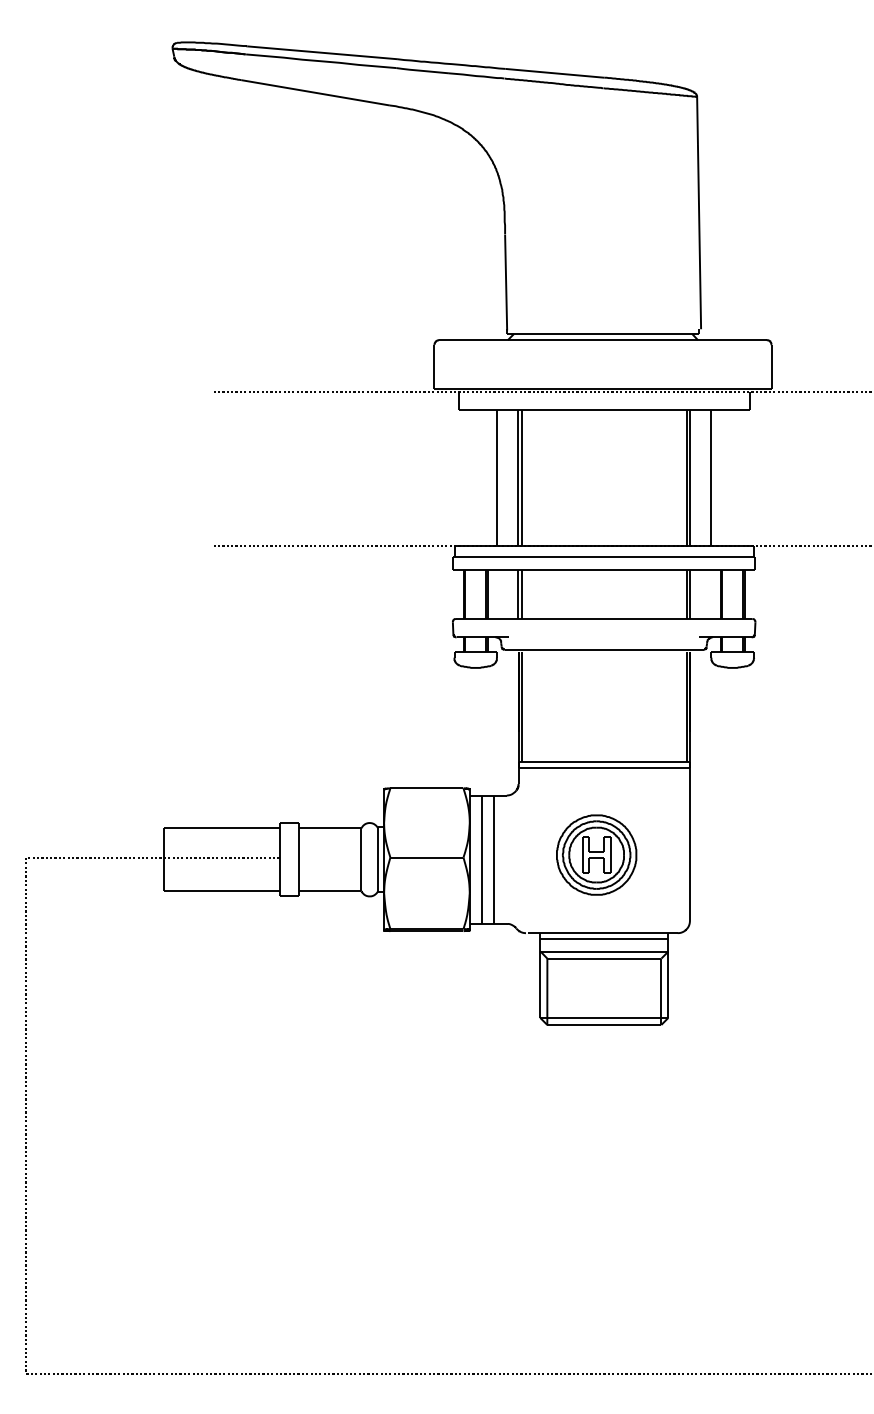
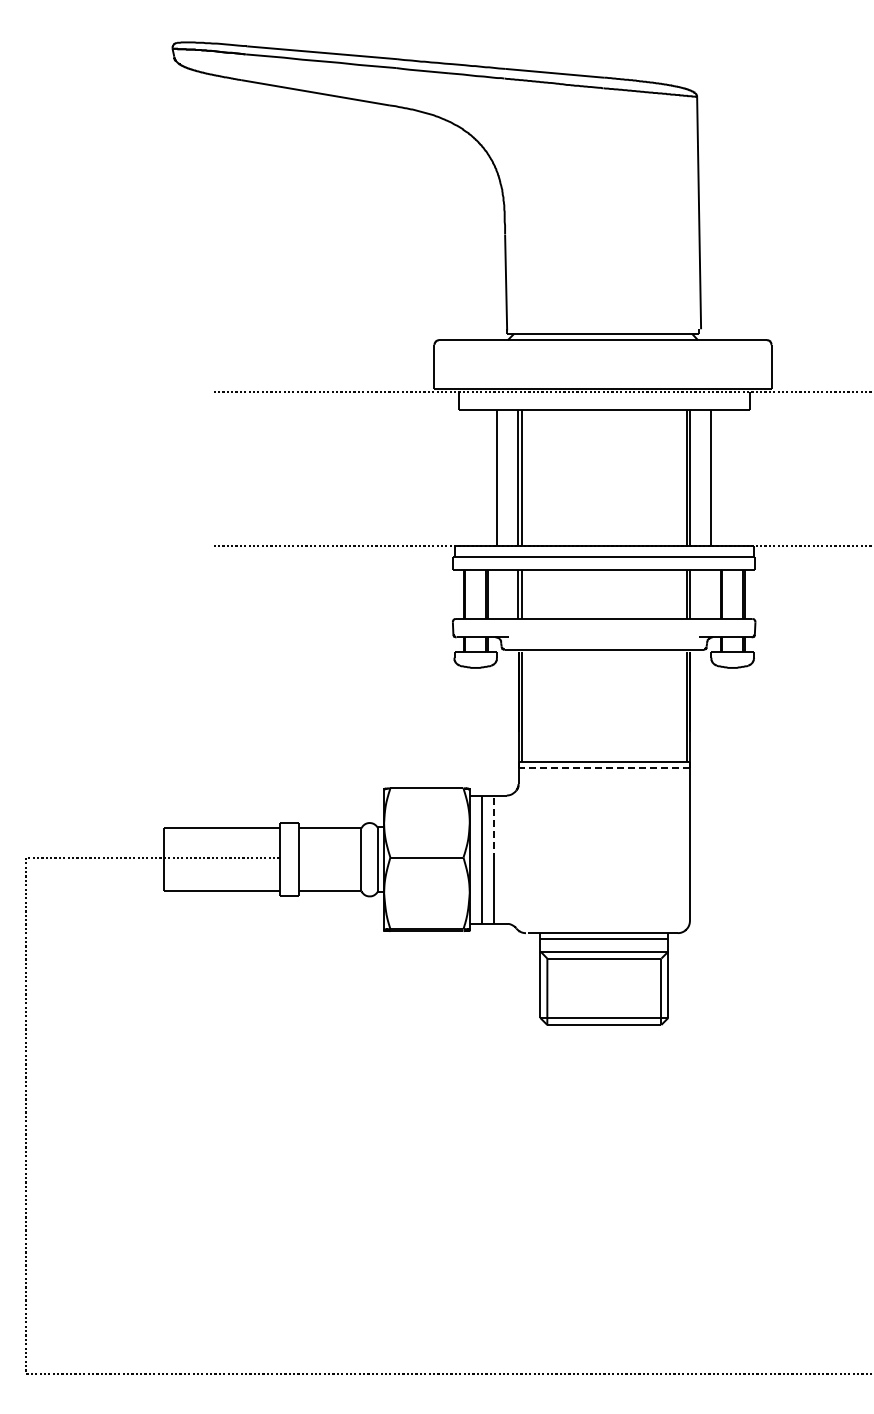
line: solid -> dashed (604, 767)
line: solid -> dashed (494, 827)
part: present -> none (596, 854)
